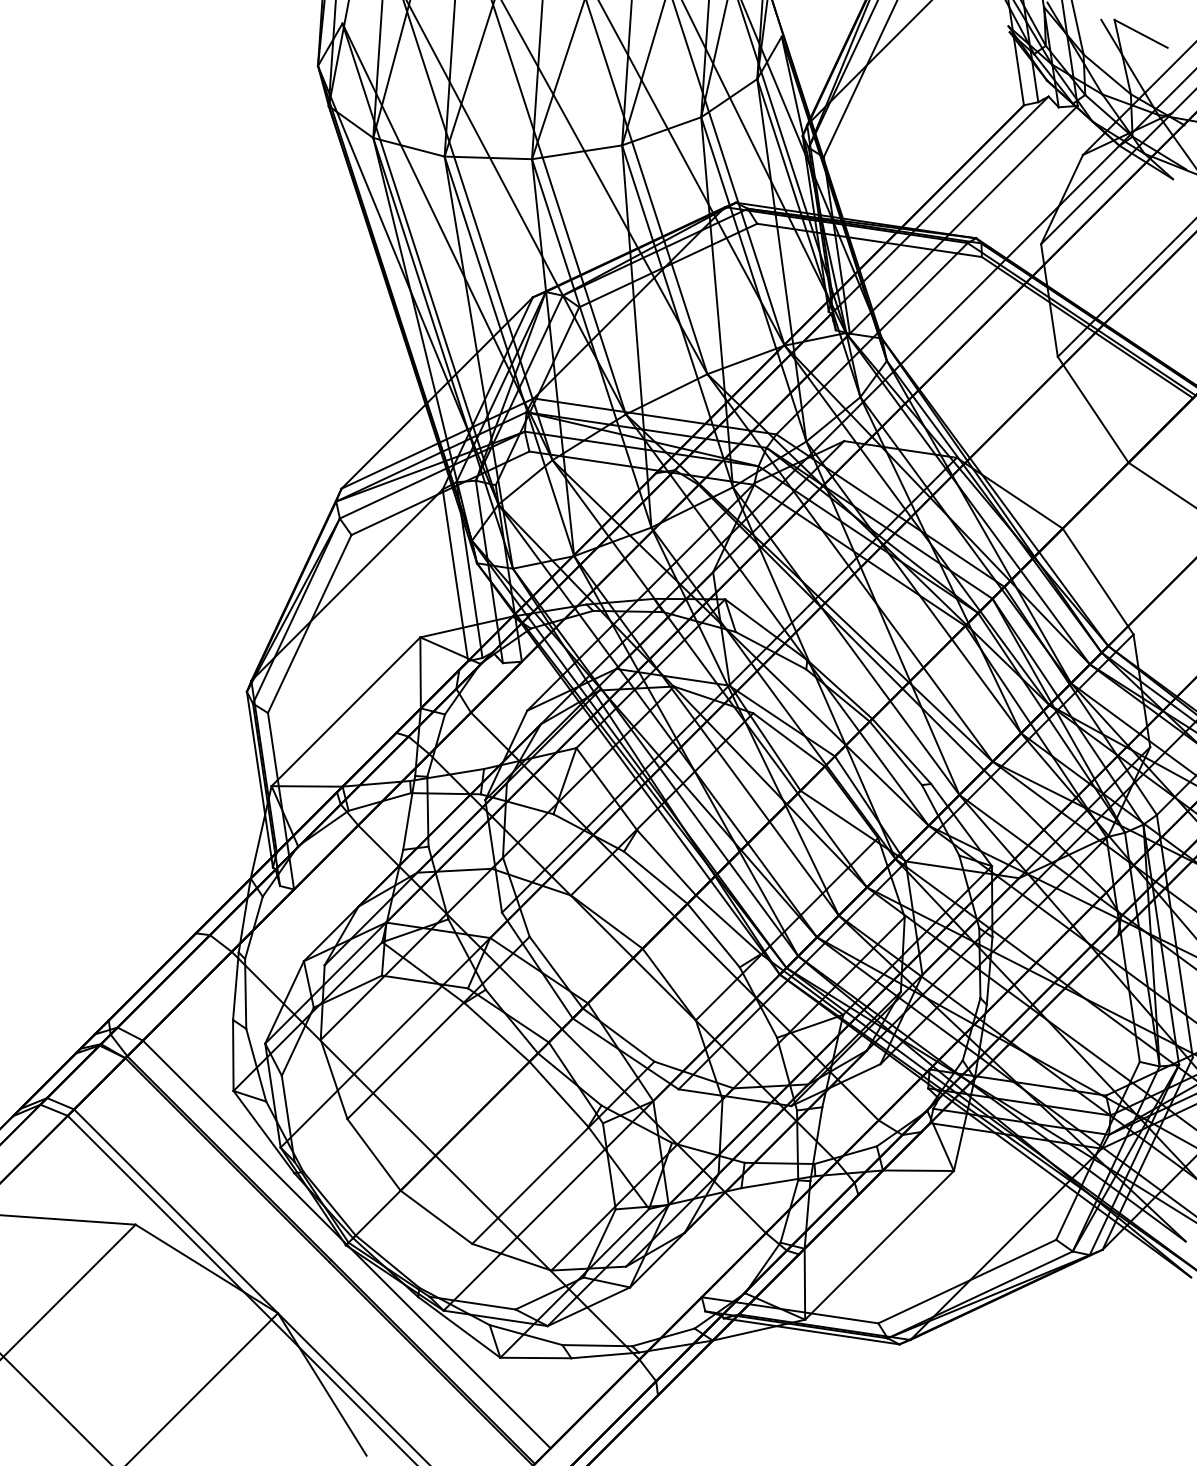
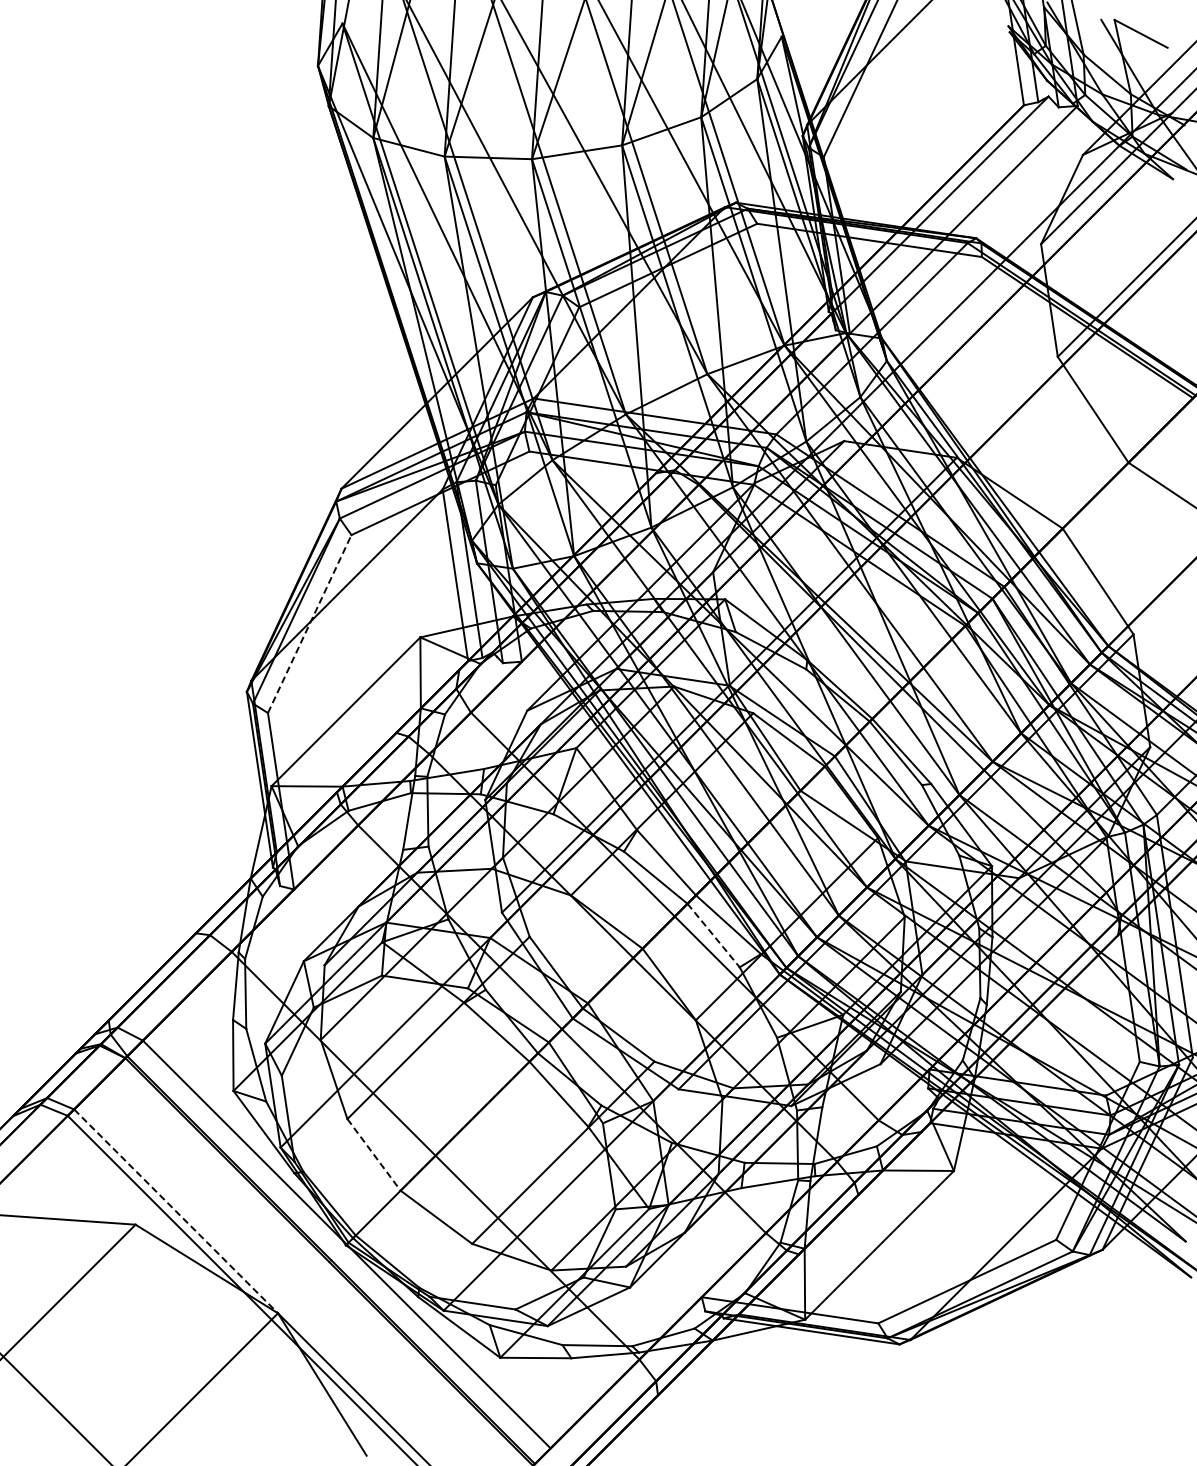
line: solid -> dashed (309, 623)
line: solid -> dashed (713, 935)
line: solid -> dashed (374, 1154)
line: solid -> dashed (176, 1211)
